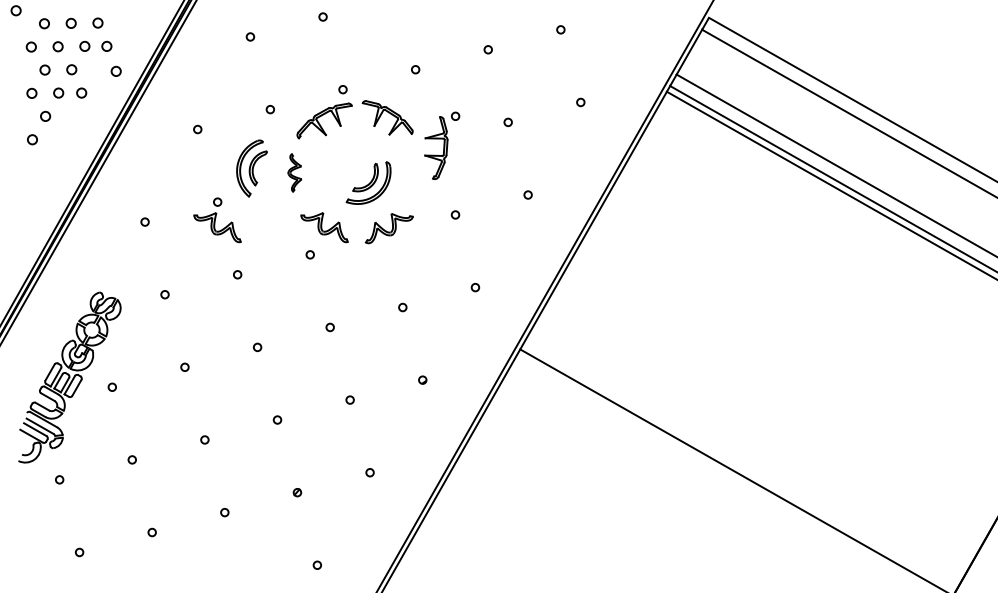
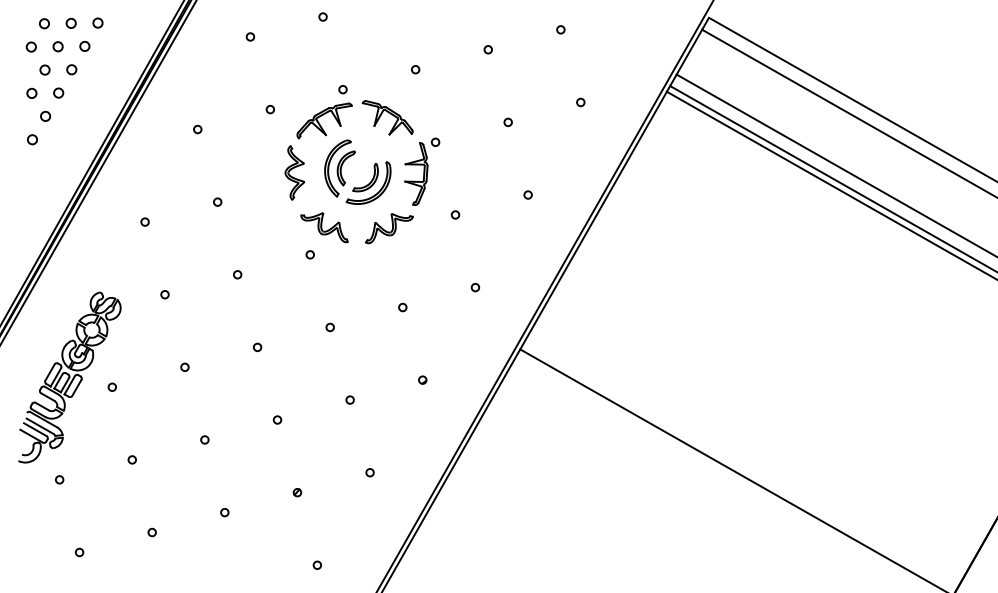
circle: present -> none (15, 10)
circle: present -> none (106, 45)
circle: present -> none (115, 70)
circle: present -> none (81, 92)
part position: (442, 145) -> (422, 171) (422, 171)
part position: (251, 168) -> (339, 168) (339, 168)
part size: 16x40 px -> 22x56 px (294, 172)
part: present -> none (217, 227)
